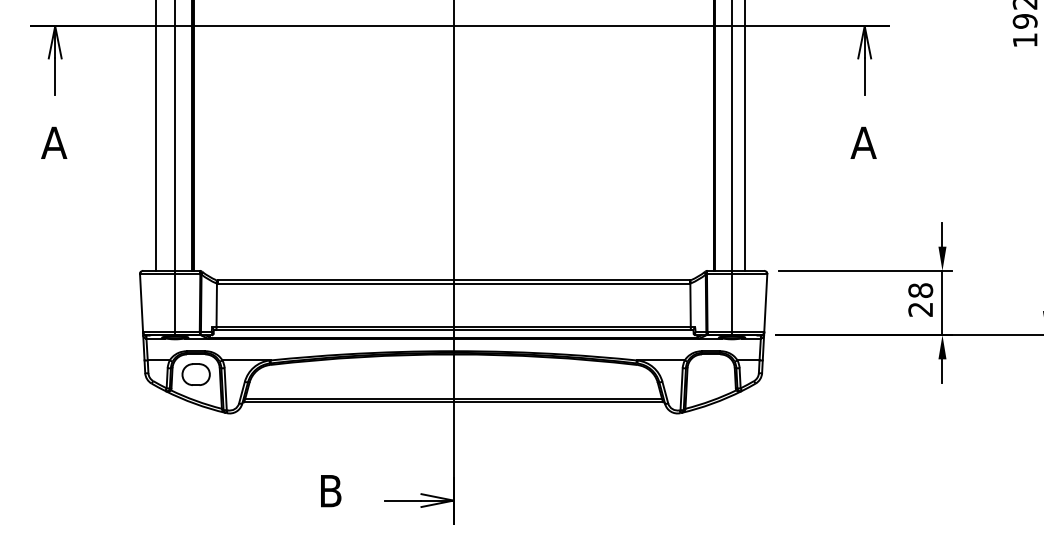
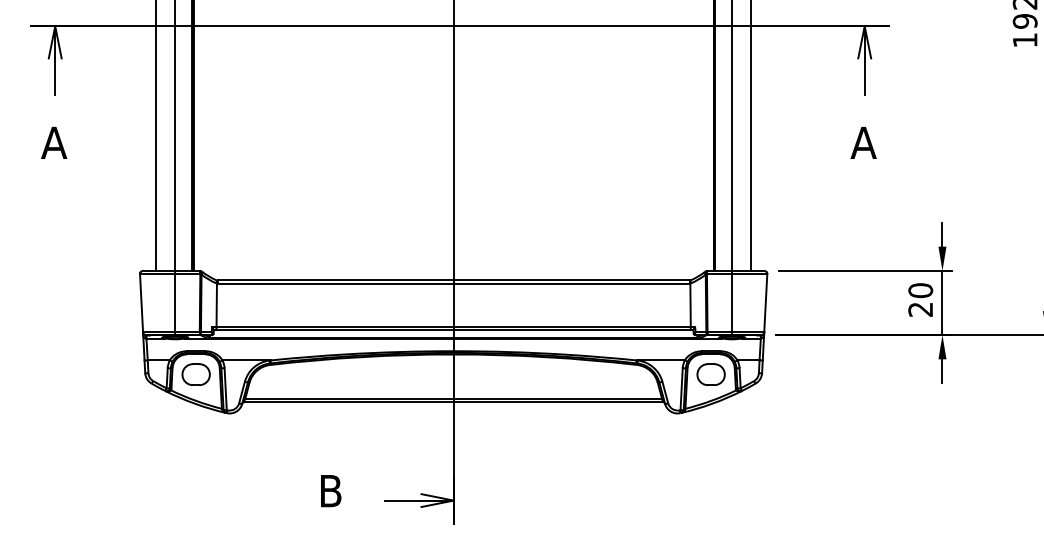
line position: (745, 136) -> (751, 136) (751, 136)
text: 28 -> 20 (920, 290)
part: none -> present (710, 374)
